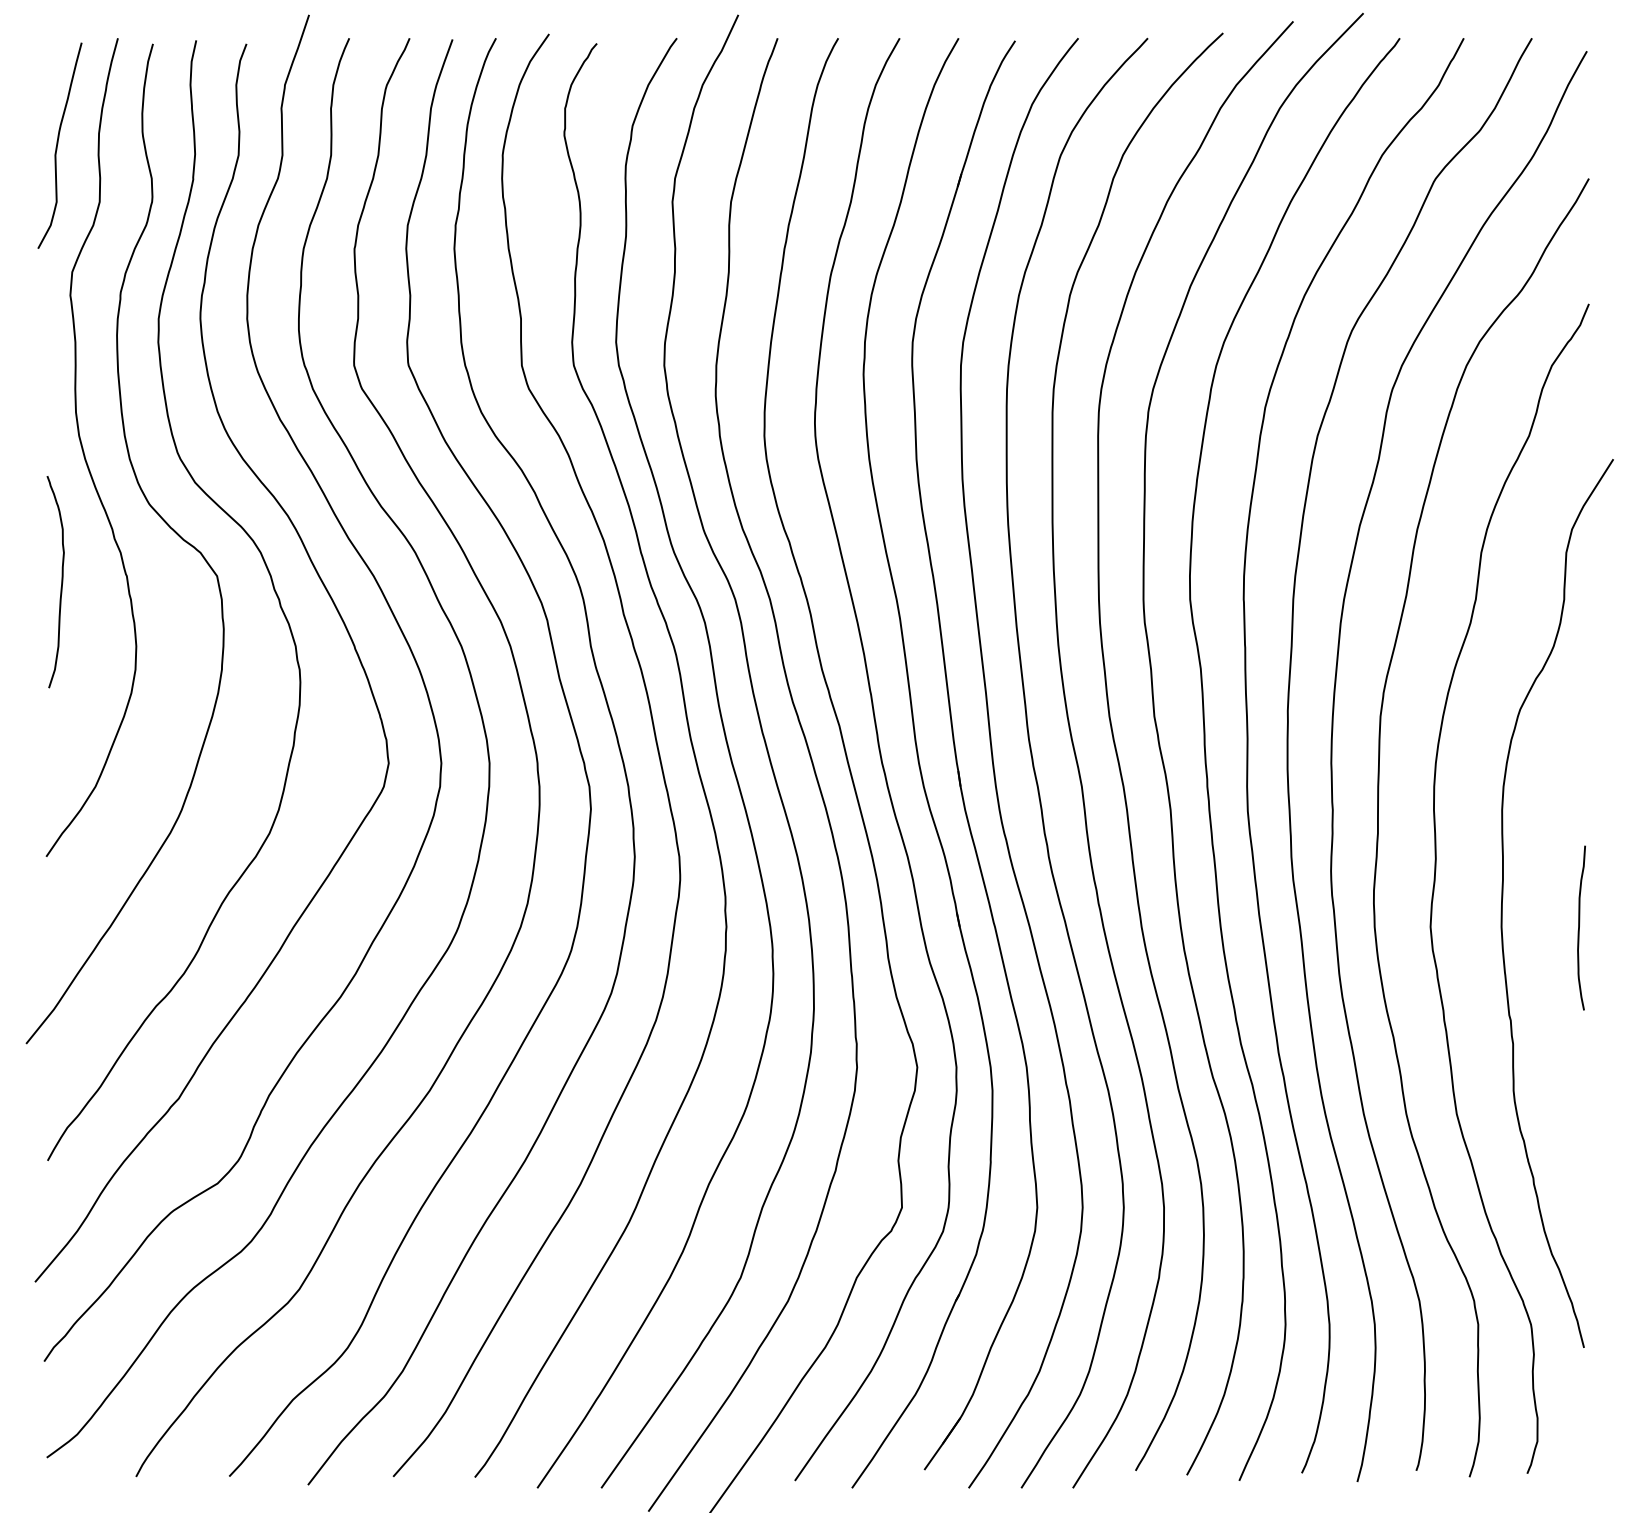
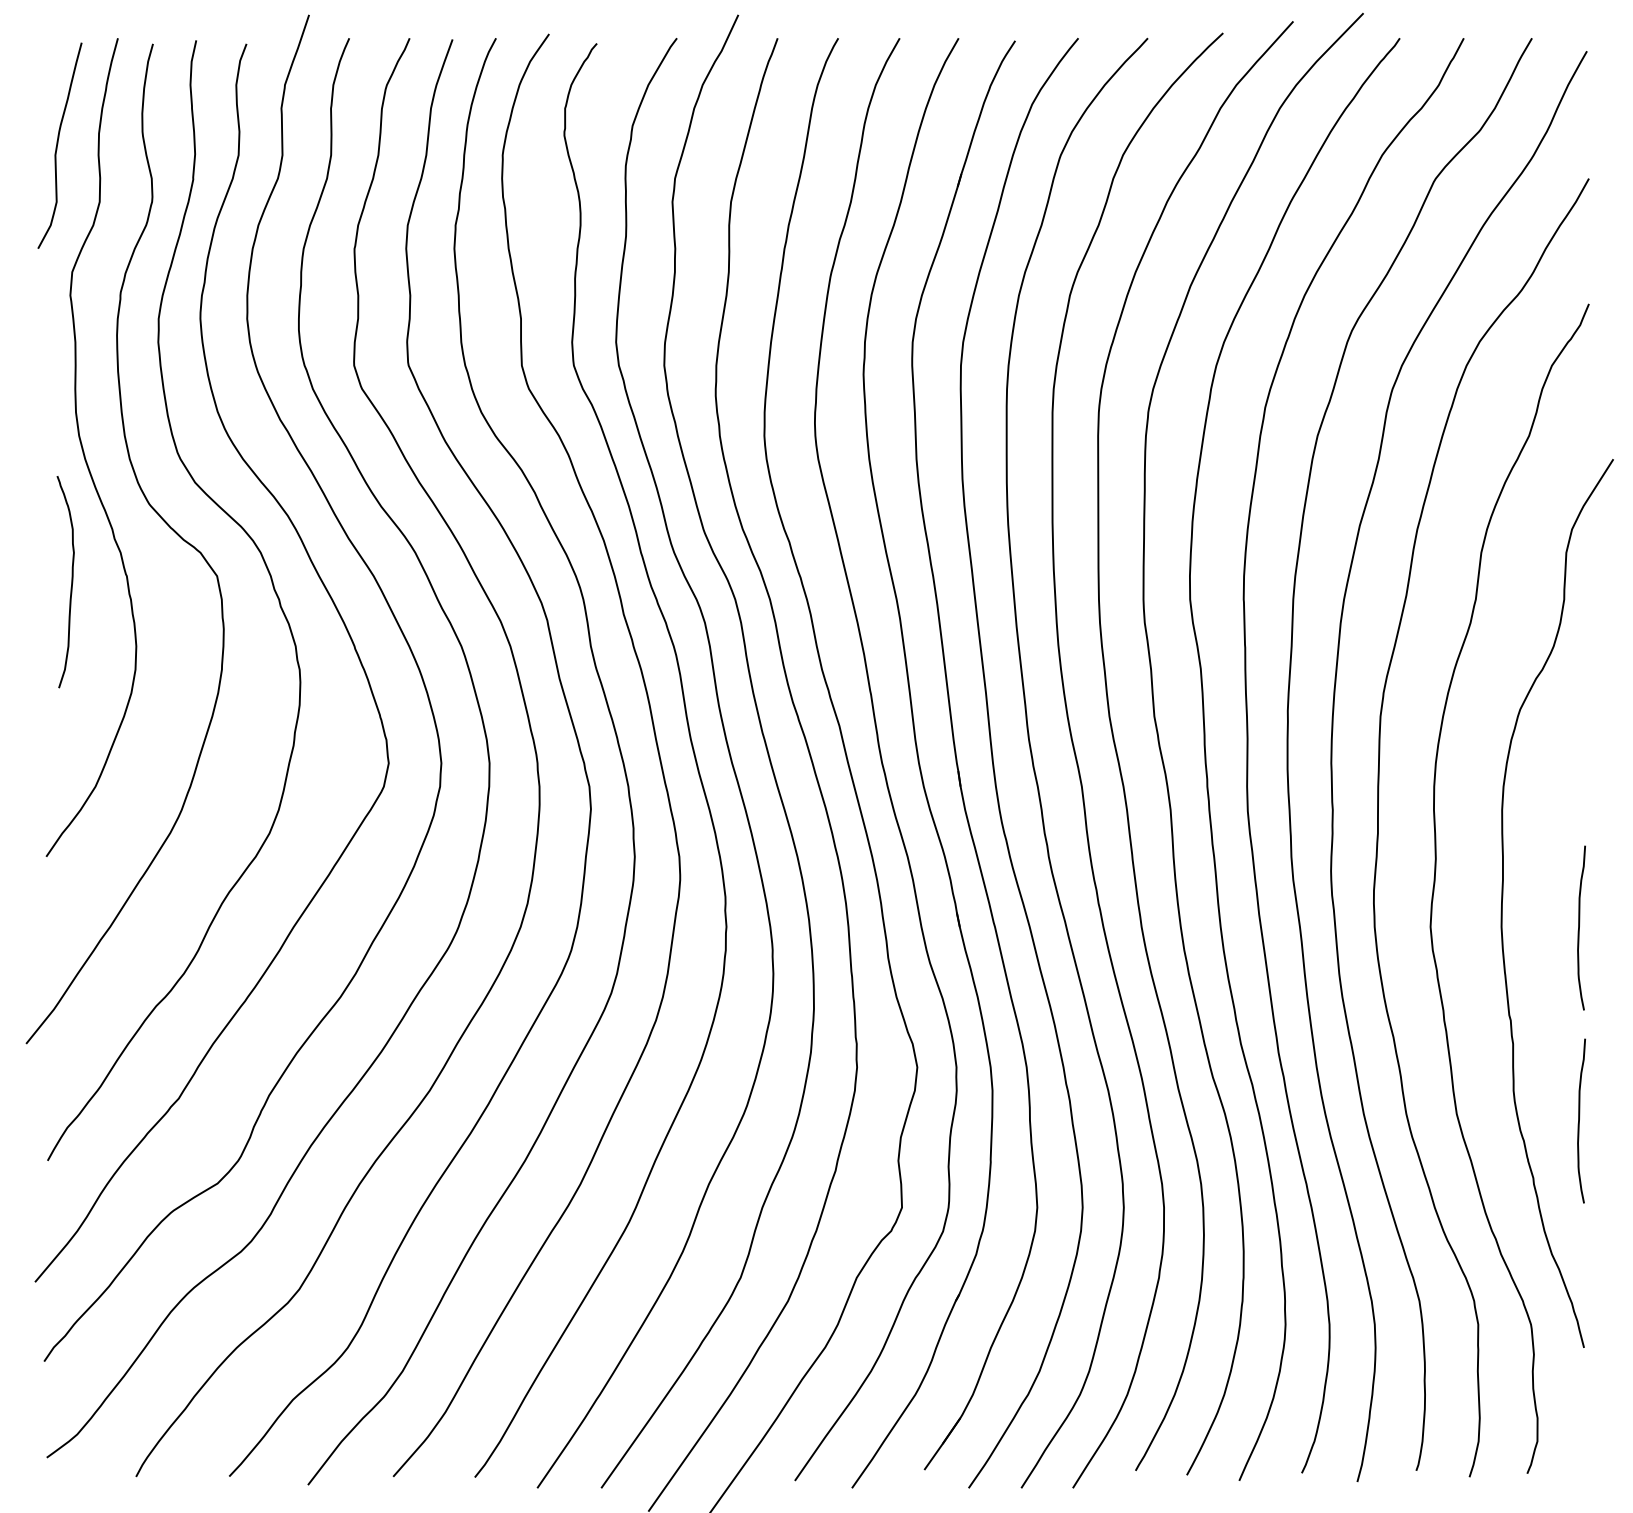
curve position: (61, 582) -> (71, 582) (71, 582)
curve: none -> present (1579, 1120)
